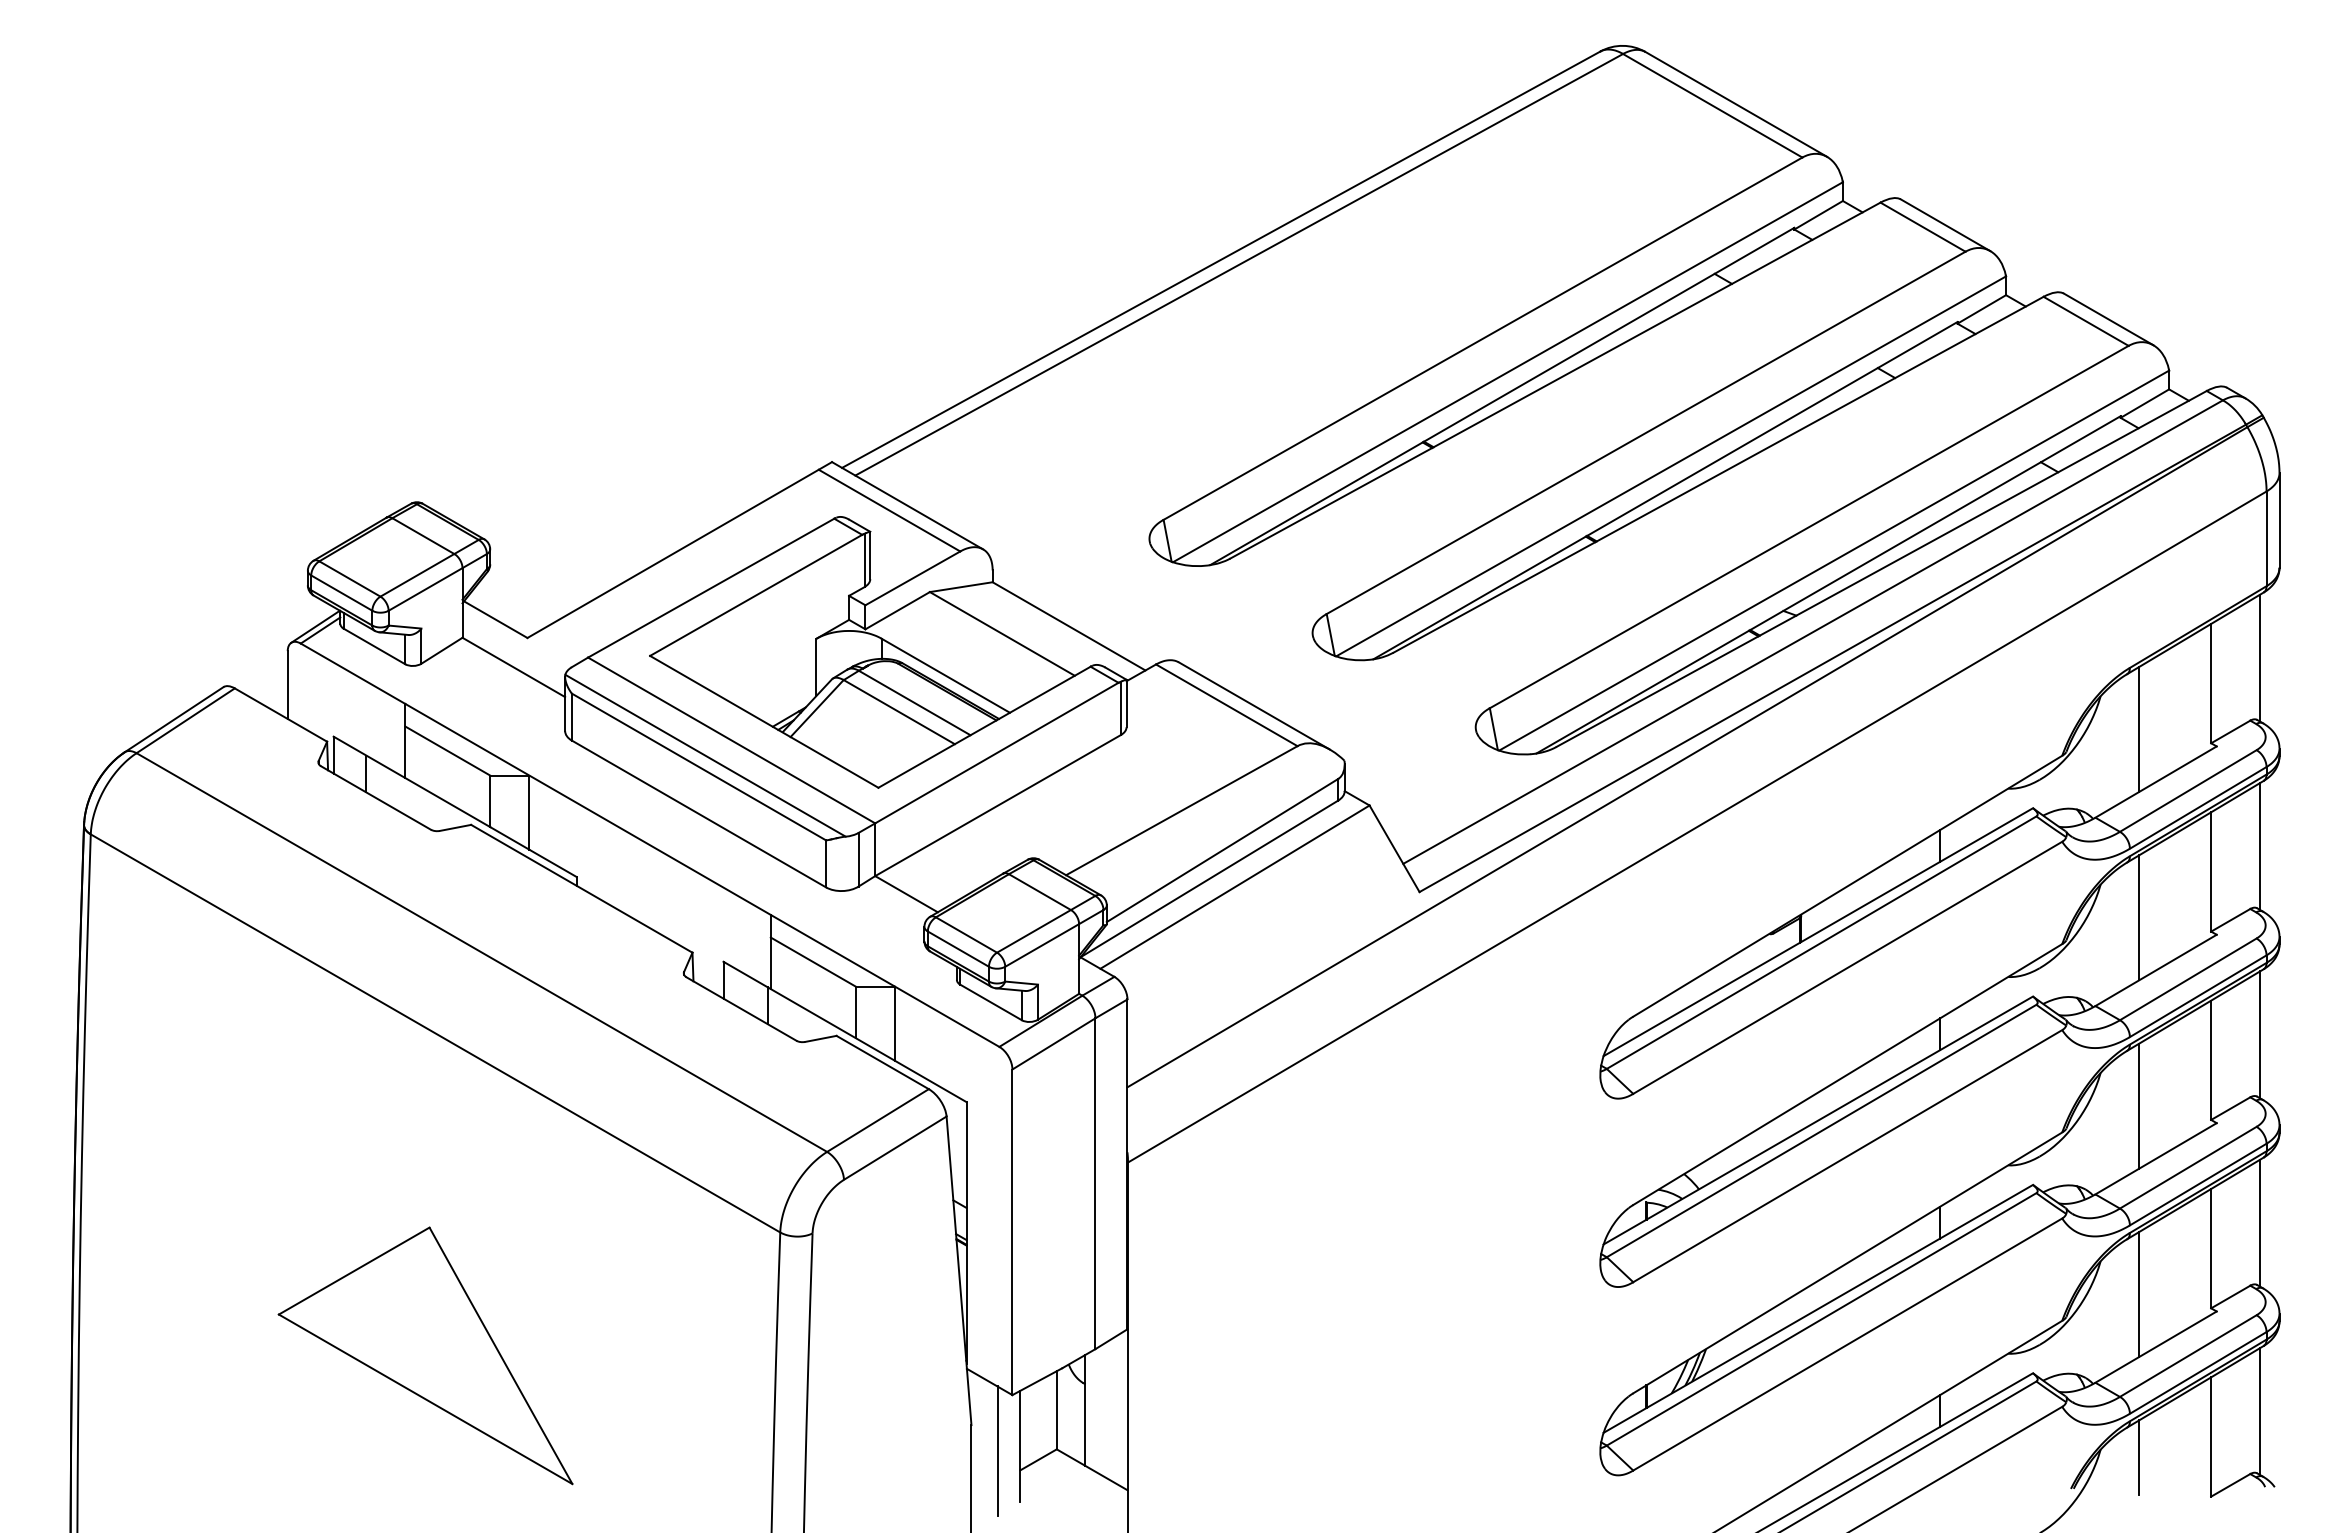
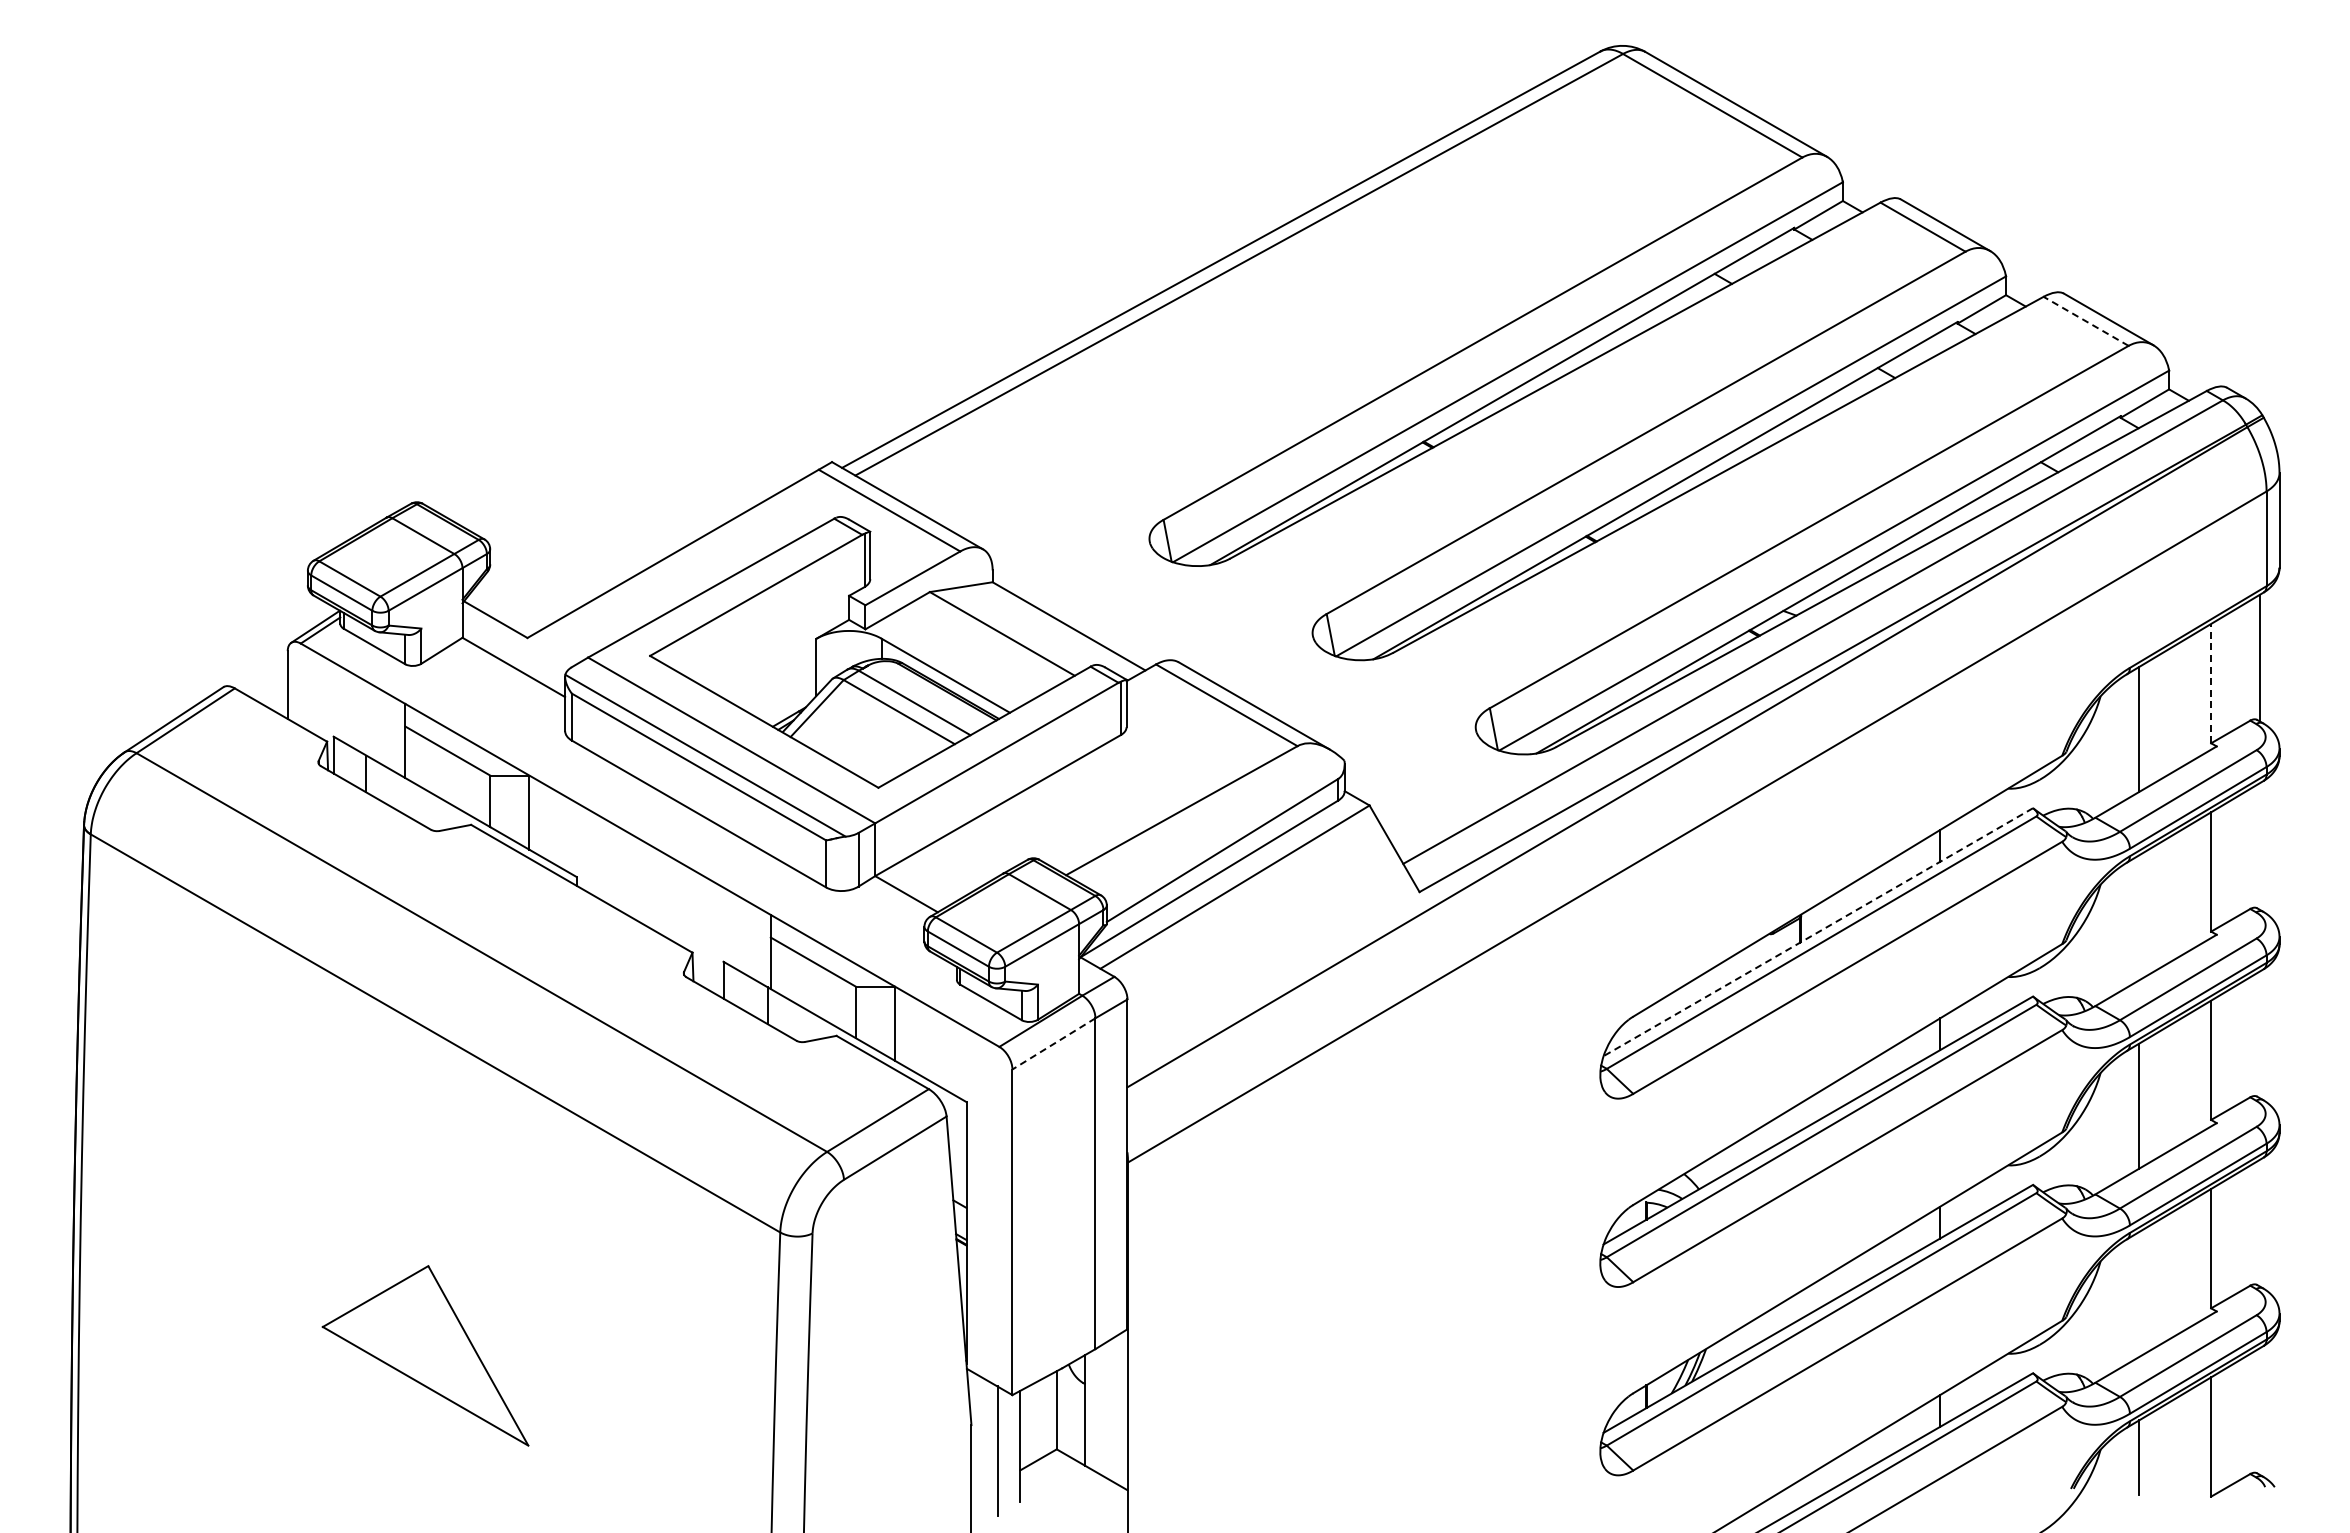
line: solid -> dashed (2085, 321)
line: solid -> dashed (2211, 683)
line: present -> none (2260, 846)
line: present -> none (2139, 917)
line: solid -> dashed (1818, 932)
line: present -> none (2260, 1034)
line: solid -> dashed (1053, 1043)
line: present -> none (2260, 1222)
line: present -> none (2139, 1294)
part size: 297x260 px -> 209x182 px (425, 1355)
line: present -> none (2260, 1411)
